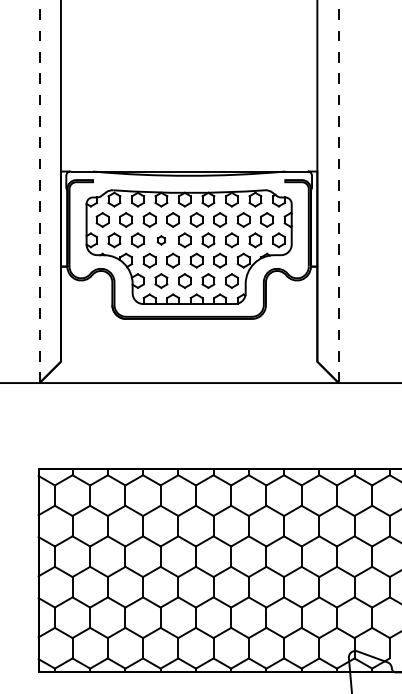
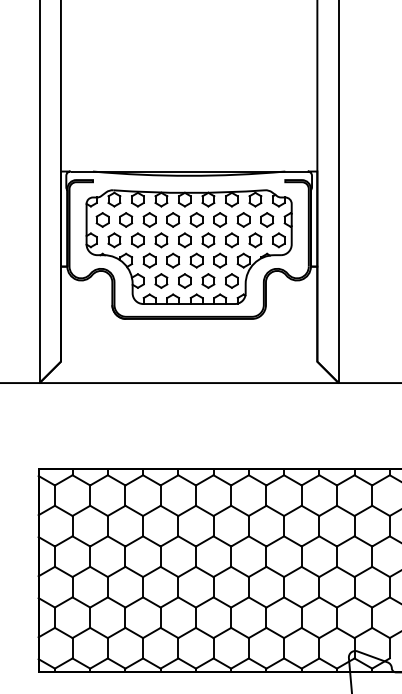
line: dashed -> solid (39, 191)
line: dashed -> solid (338, 191)
part size: 10x11 px -> 15x17 px (161, 240)
